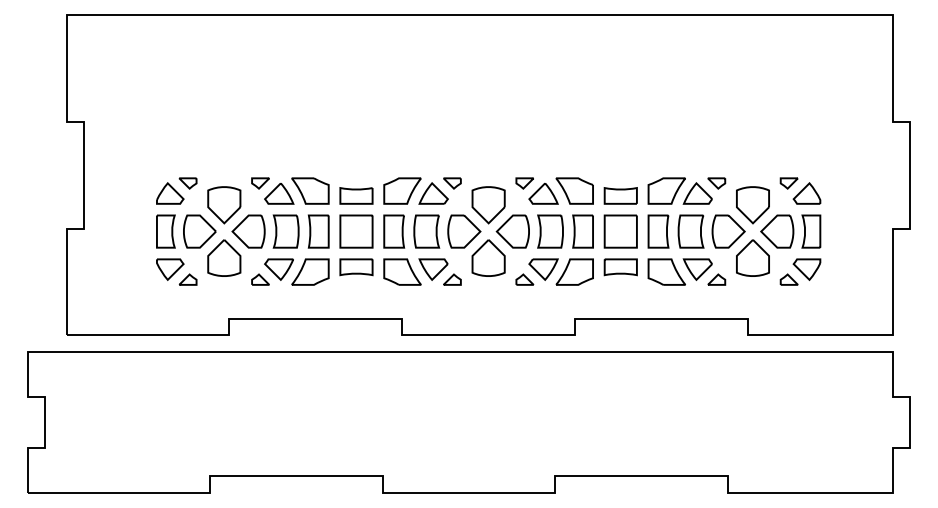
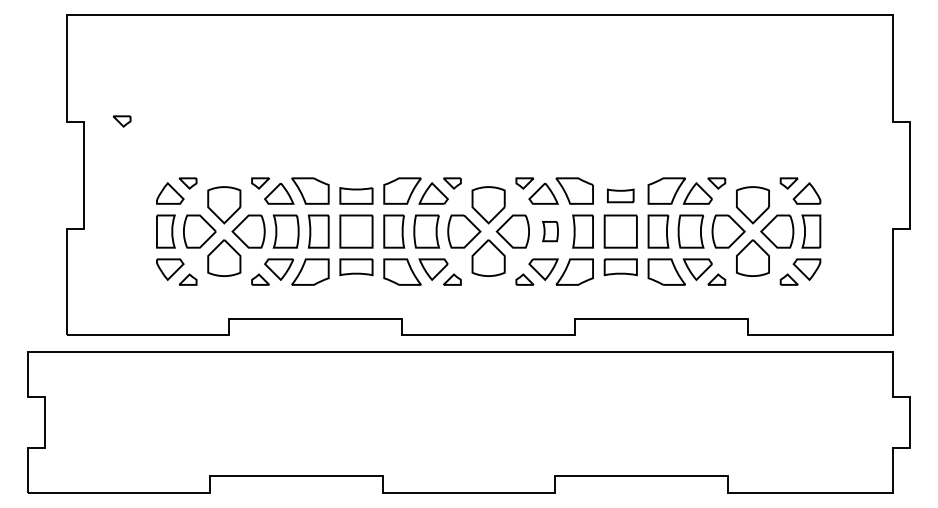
part: none -> present (121, 121)
part size: 35x18 px -> 28x16 px (620, 195)
part size: 27x35 px -> 17x22 px (550, 231)
